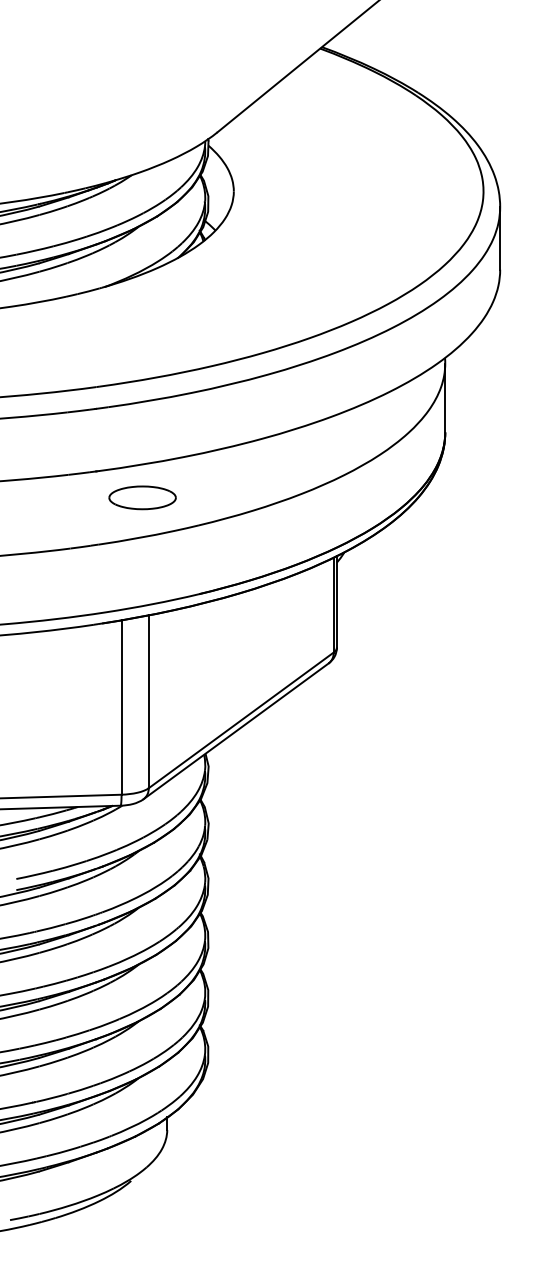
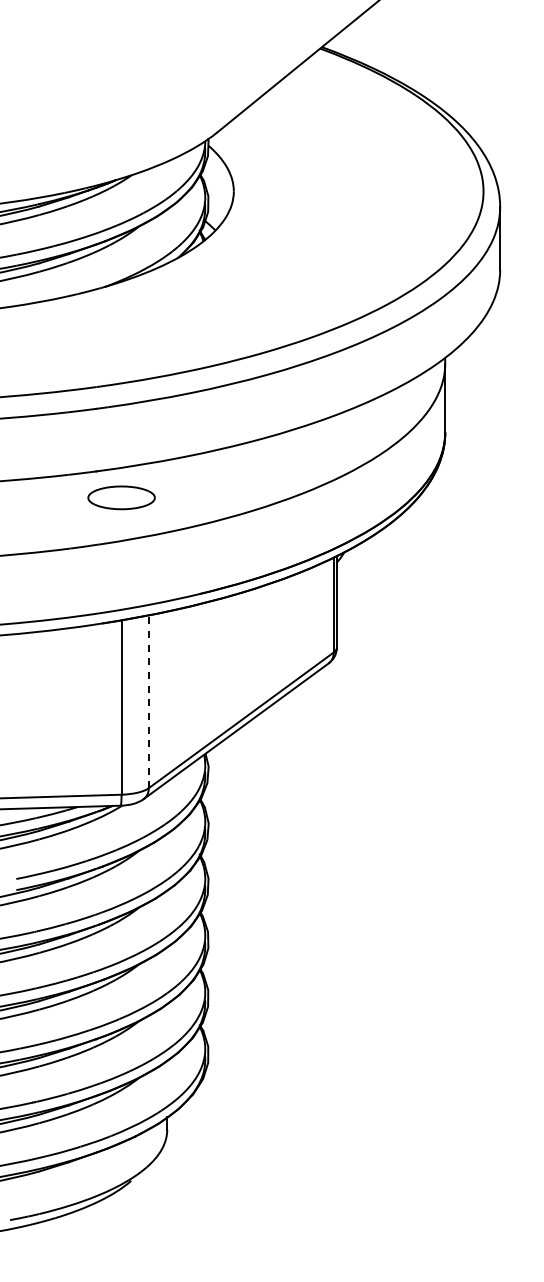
part position: (142, 497) -> (121, 497) (121, 497)
line: solid -> dashed (148, 701)
